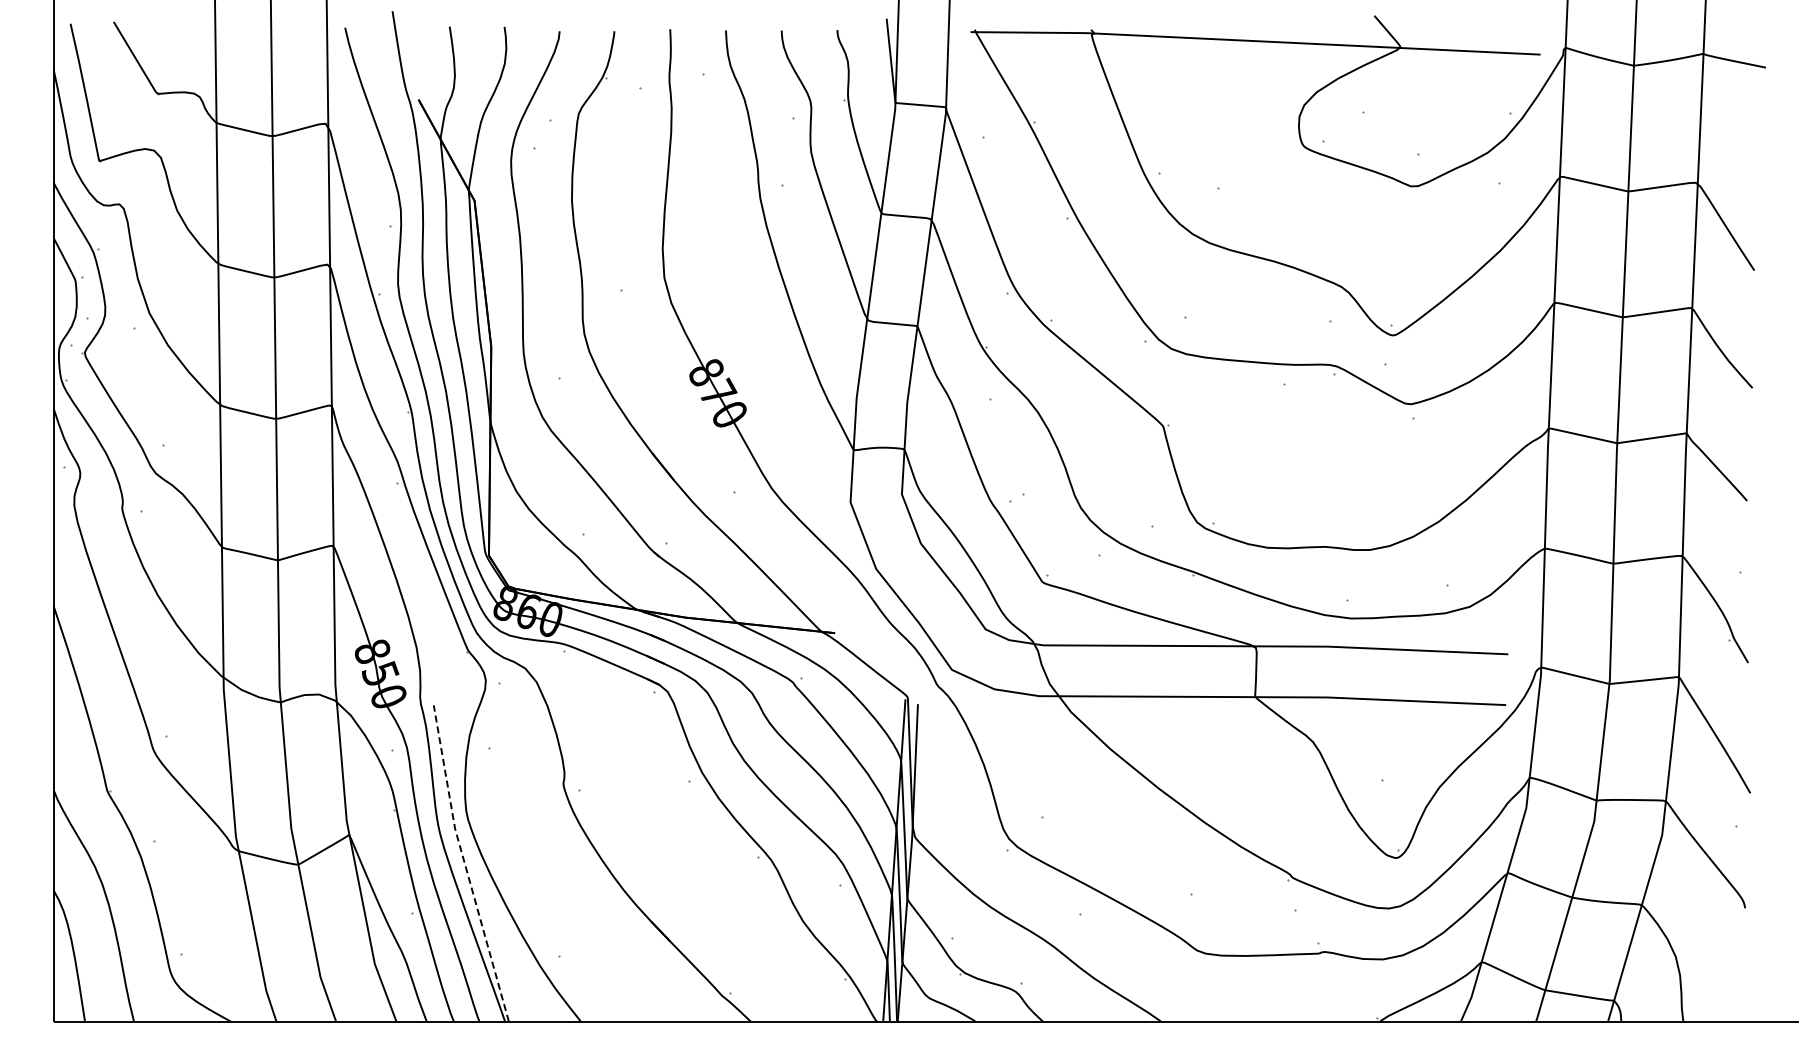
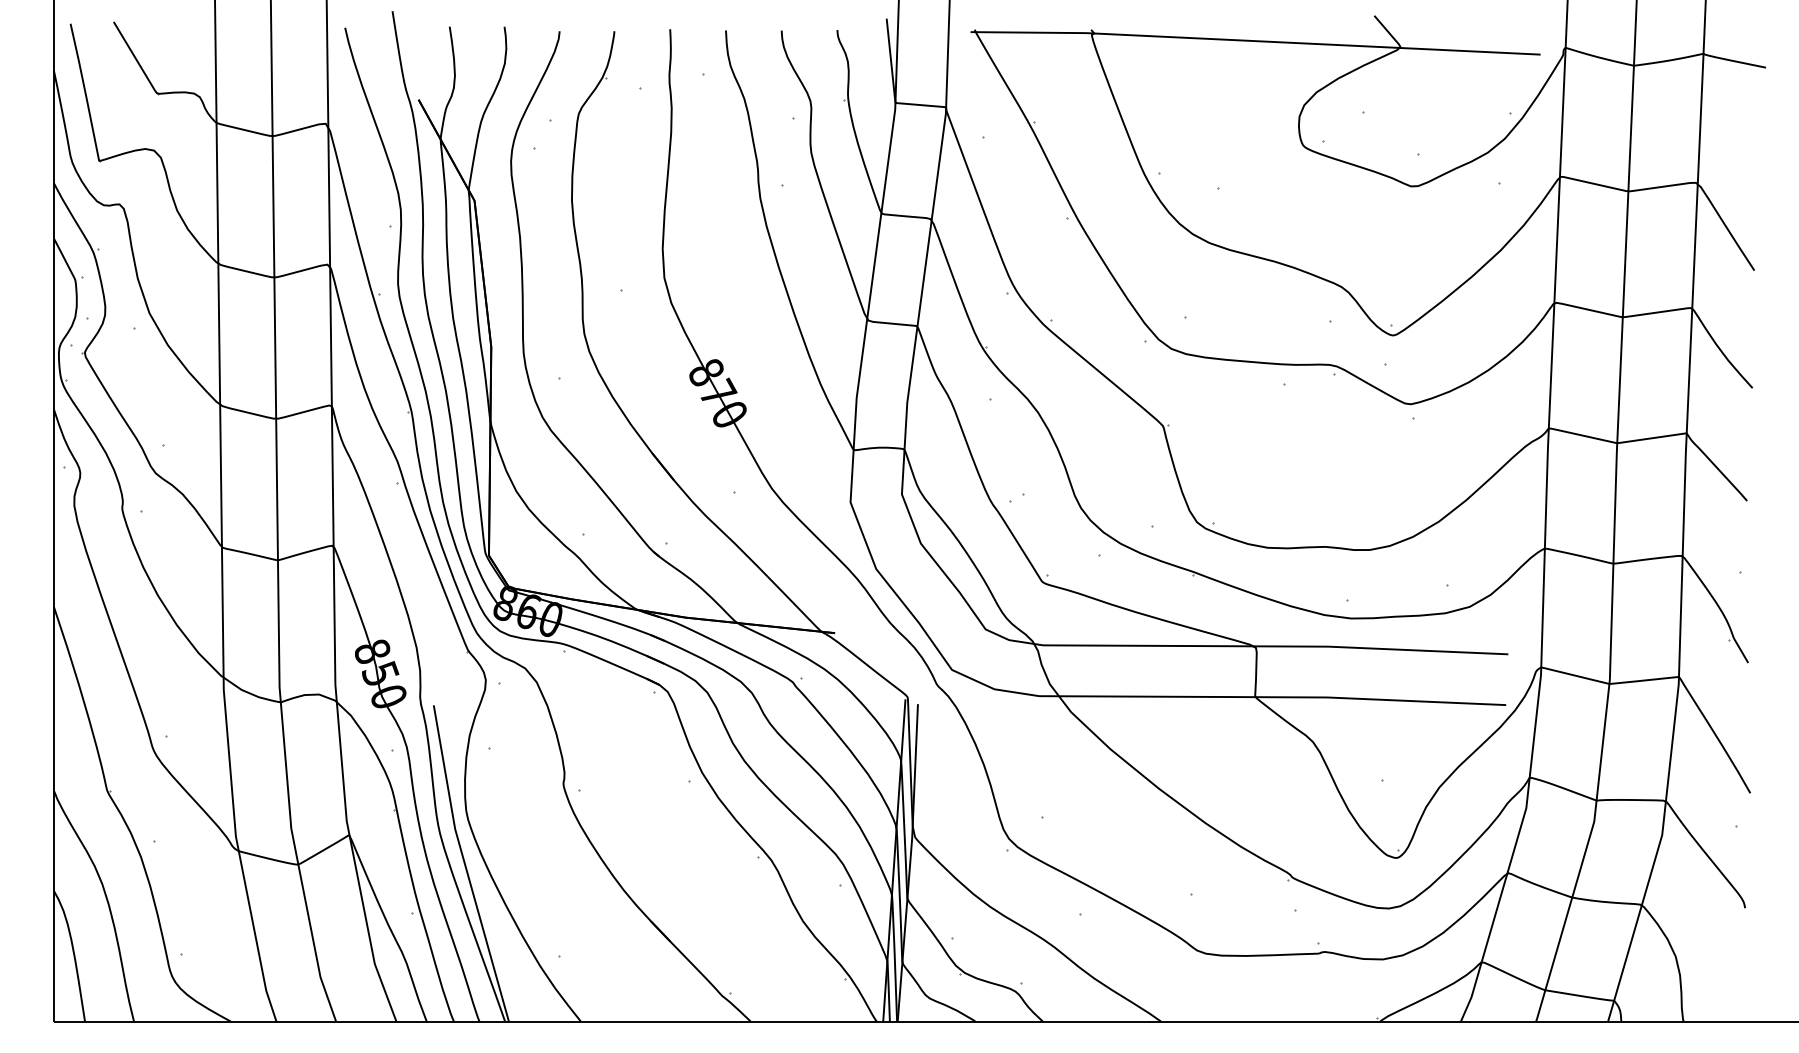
line: dashed -> solid (464, 863)
